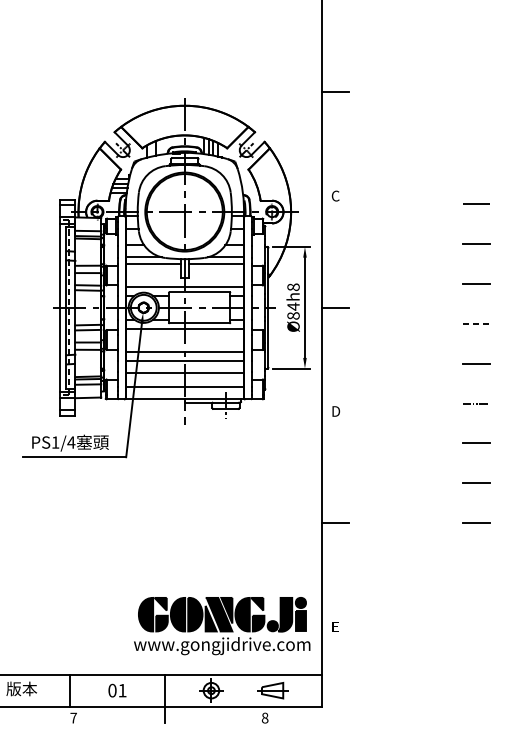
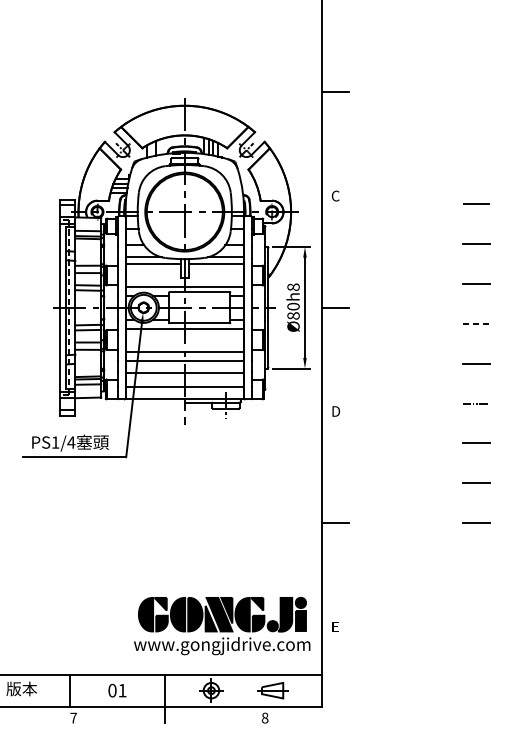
text: Ø84h8 -> Ø80h8 (293, 306)
